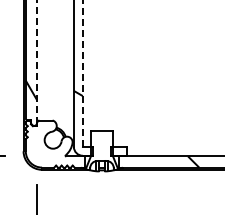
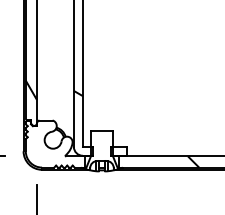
line: dashed -> solid (36, 61)
line: dashed -> solid (82, 73)
